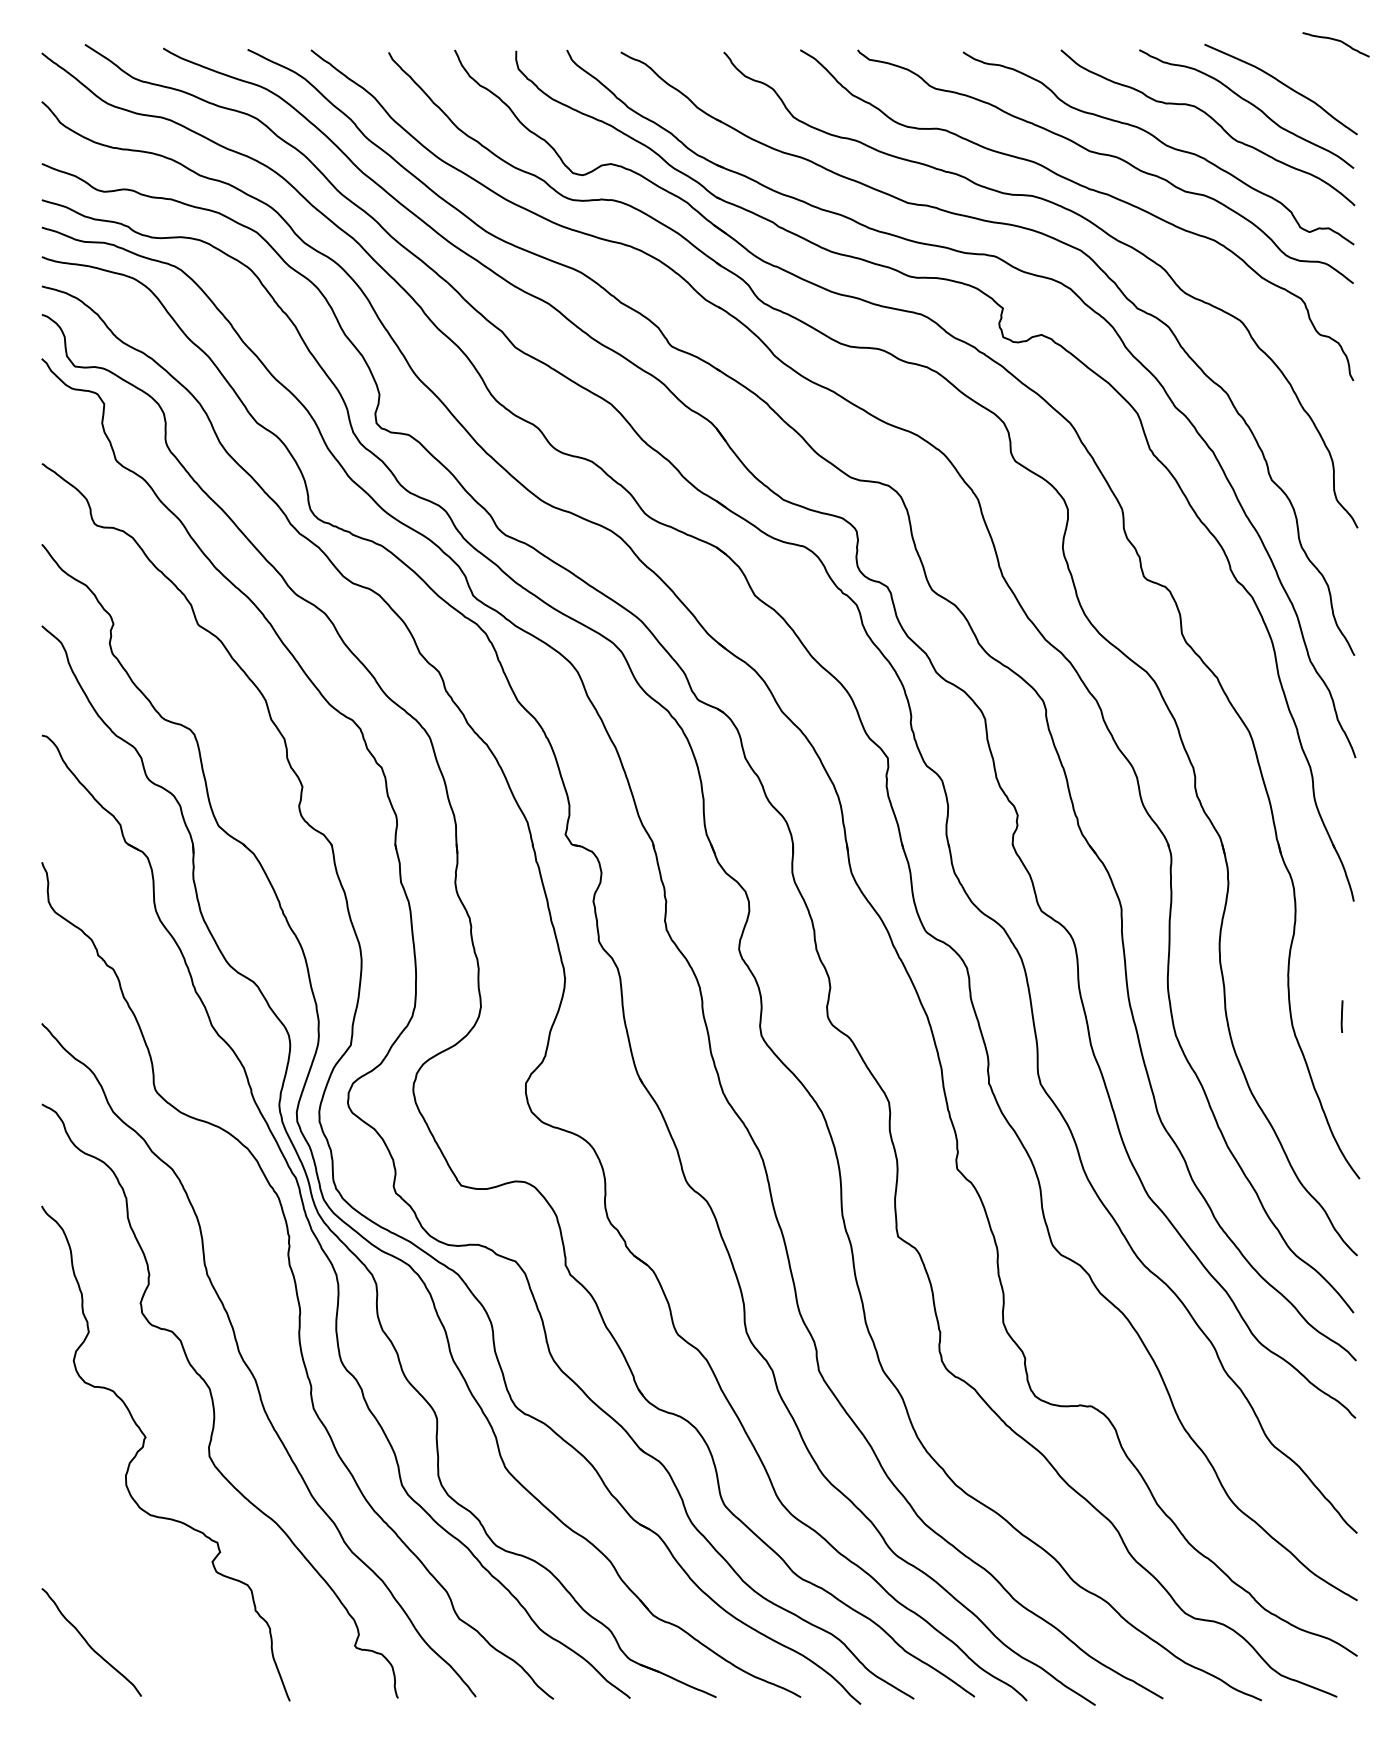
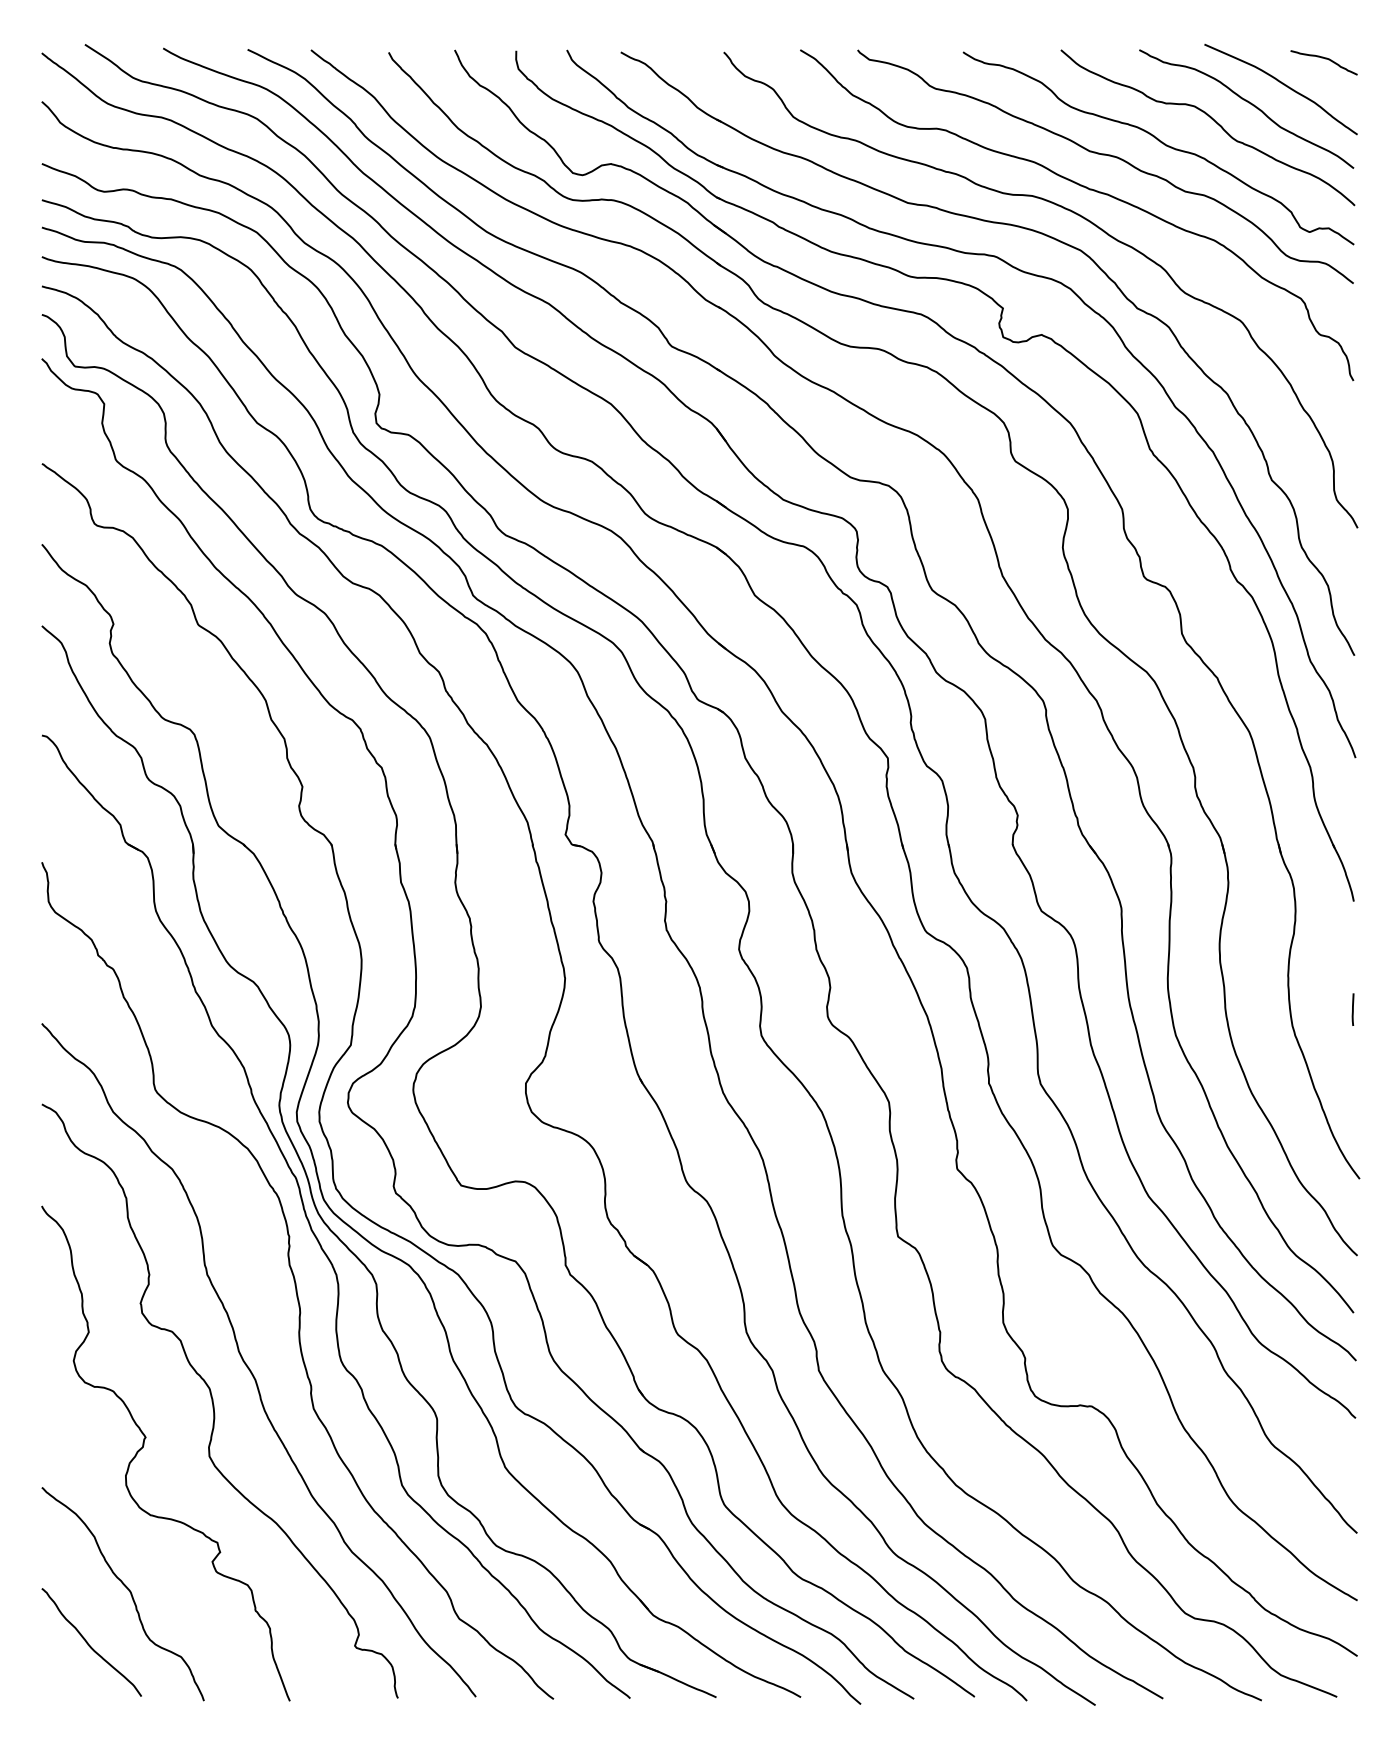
curve position: (1337, 41) -> (1325, 59) (1325, 59)
curve position: (1341, 1016) -> (1352, 1009) (1352, 1009)
curve: none -> present (127, 1589)
